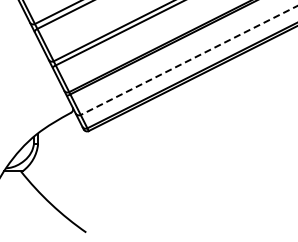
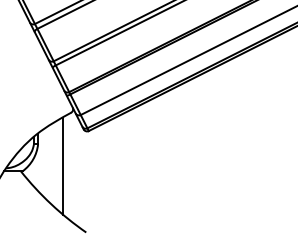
line: dashed -> solid (188, 60)
line: none -> present (63, 166)
